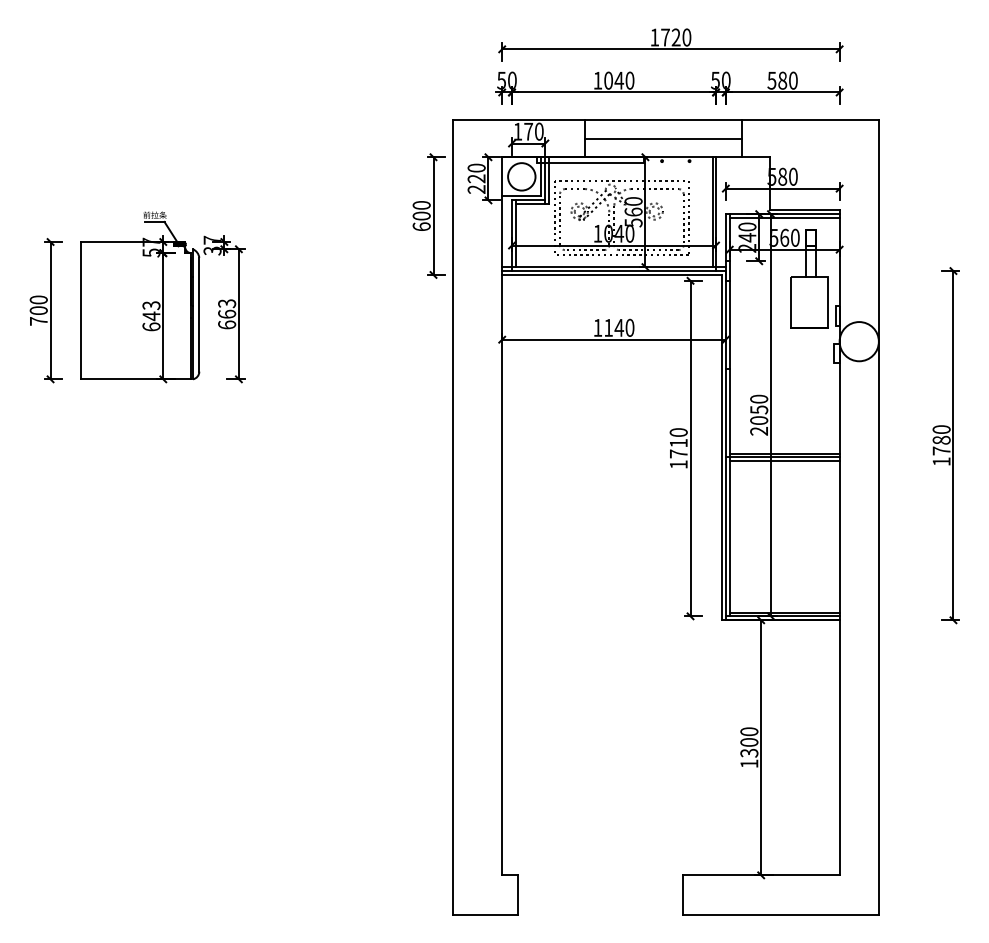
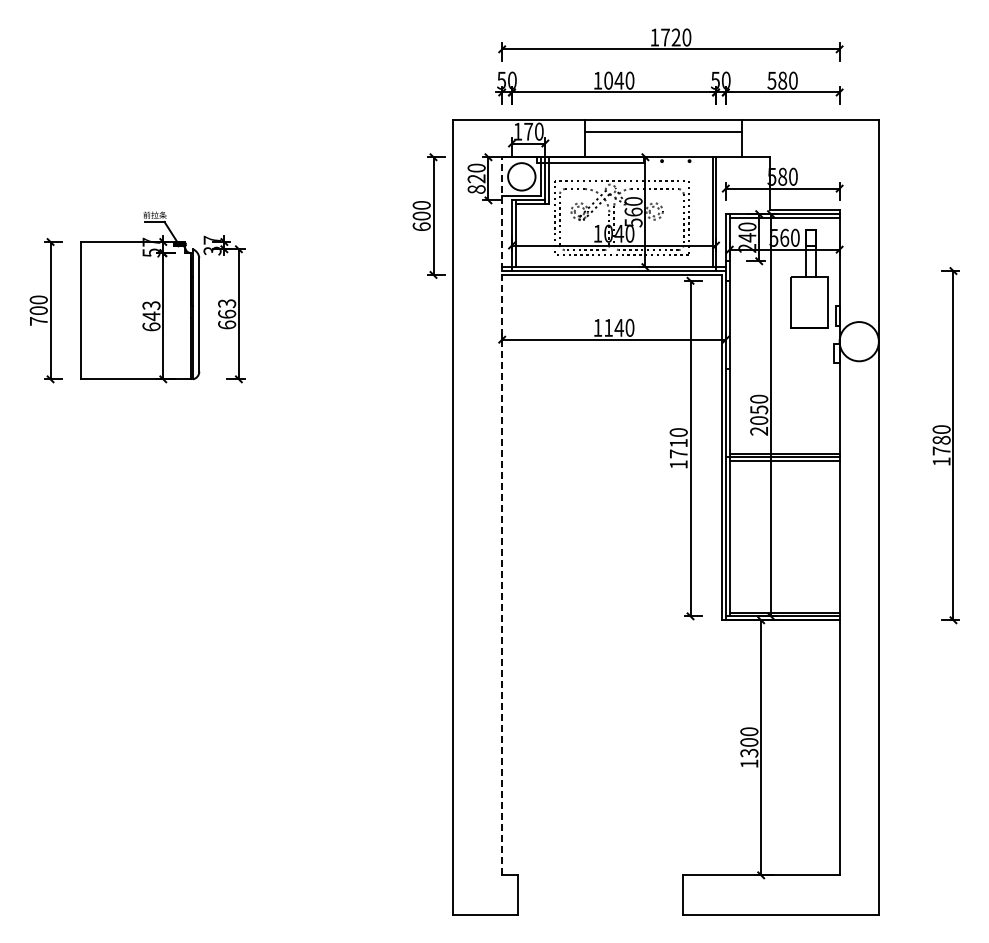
line position: (662, 138) -> (662, 131) (662, 131)
text: 220 -> 820 (476, 189)
line: solid -> dashed (502, 515)
